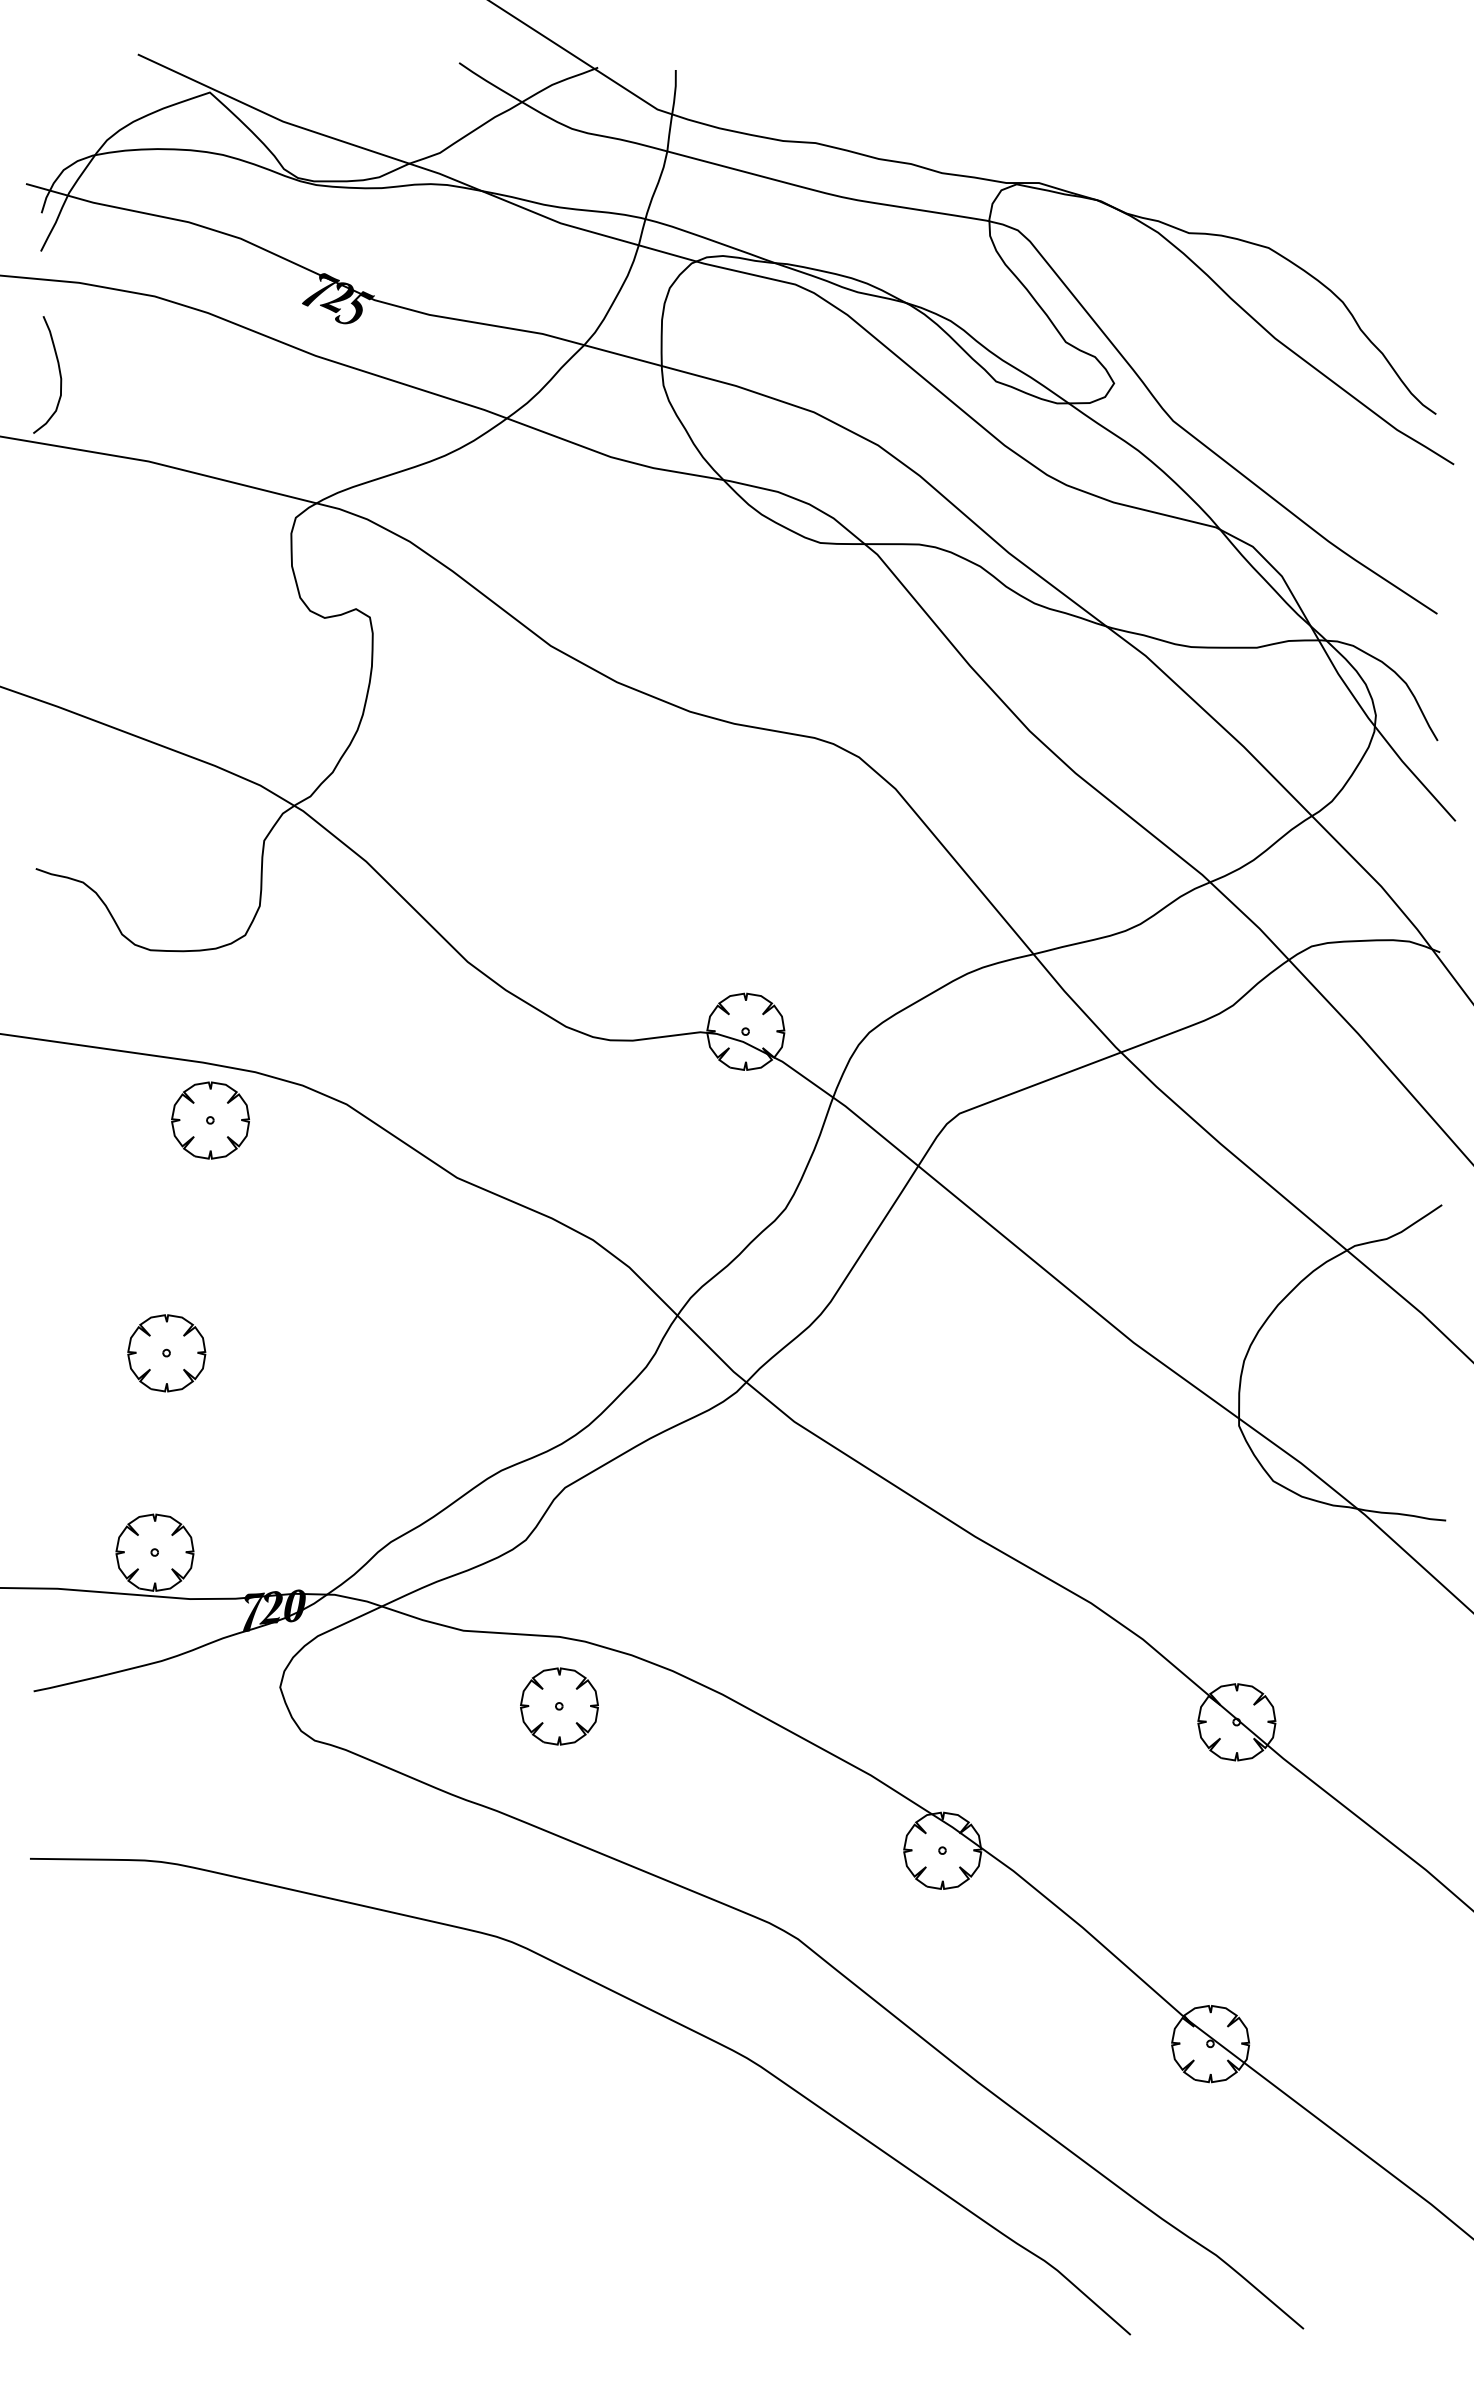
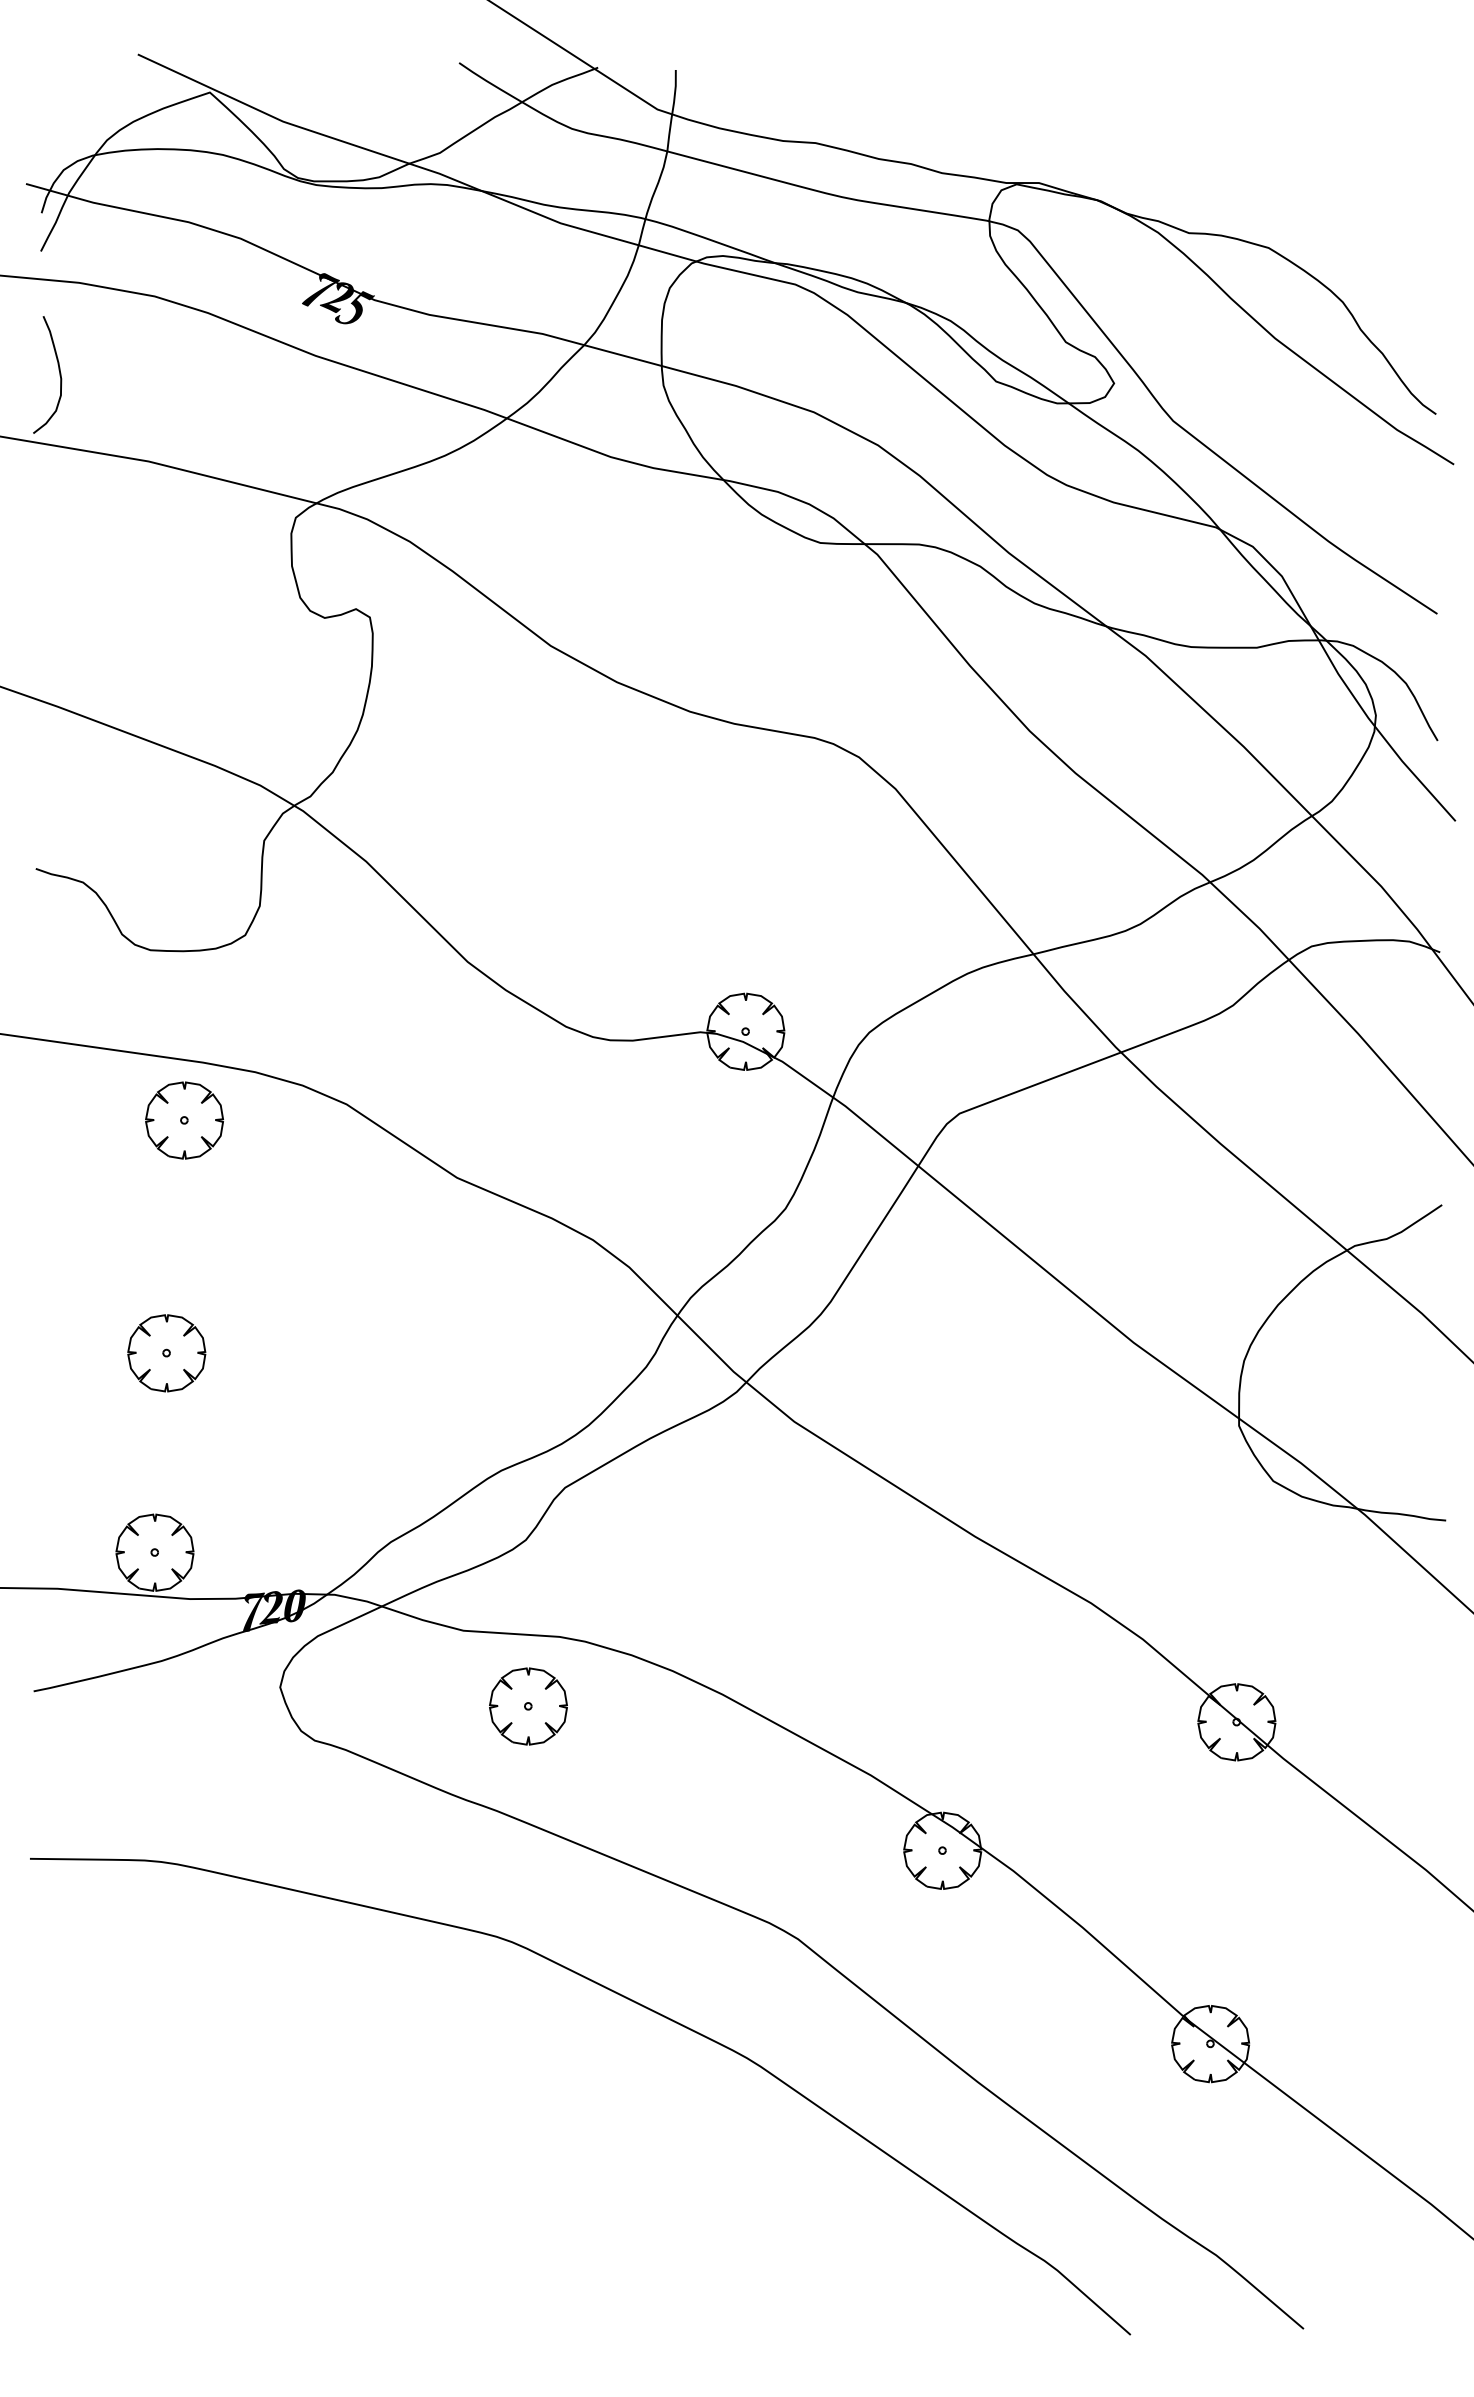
part position: (210, 1120) -> (184, 1120) (184, 1120)
part position: (559, 1706) -> (528, 1706) (528, 1706)
